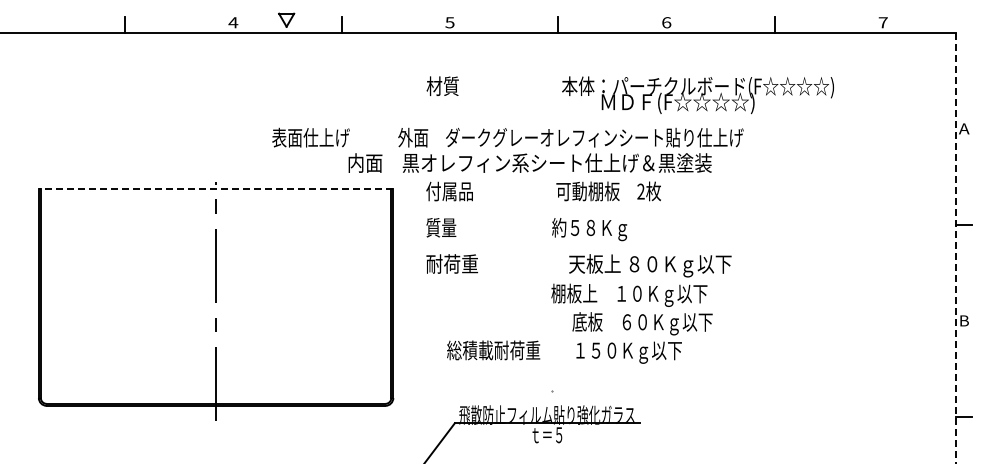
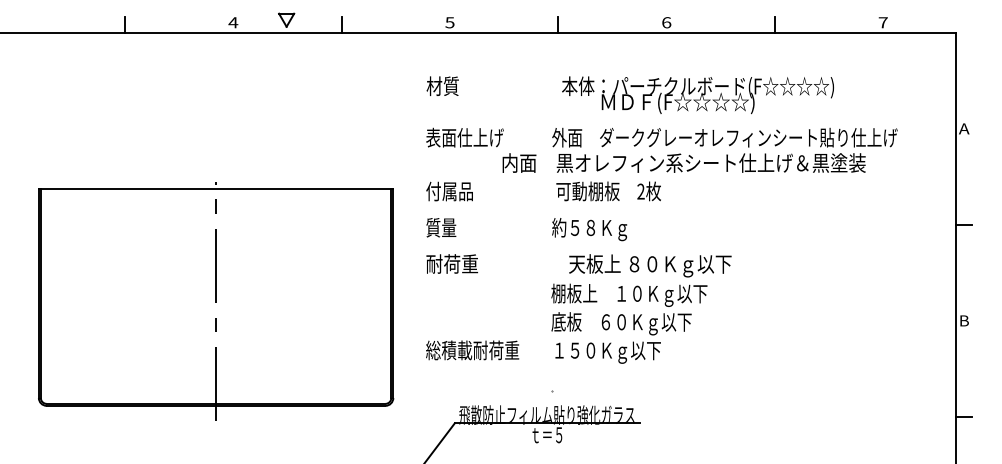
text position: (507, 149) -> (661, 149) (661, 149)
line: dashed -> solid (215, 189)
line: dashed -> solid (956, 248)
text position: (579, 337) -> (558, 337) (558, 337)
